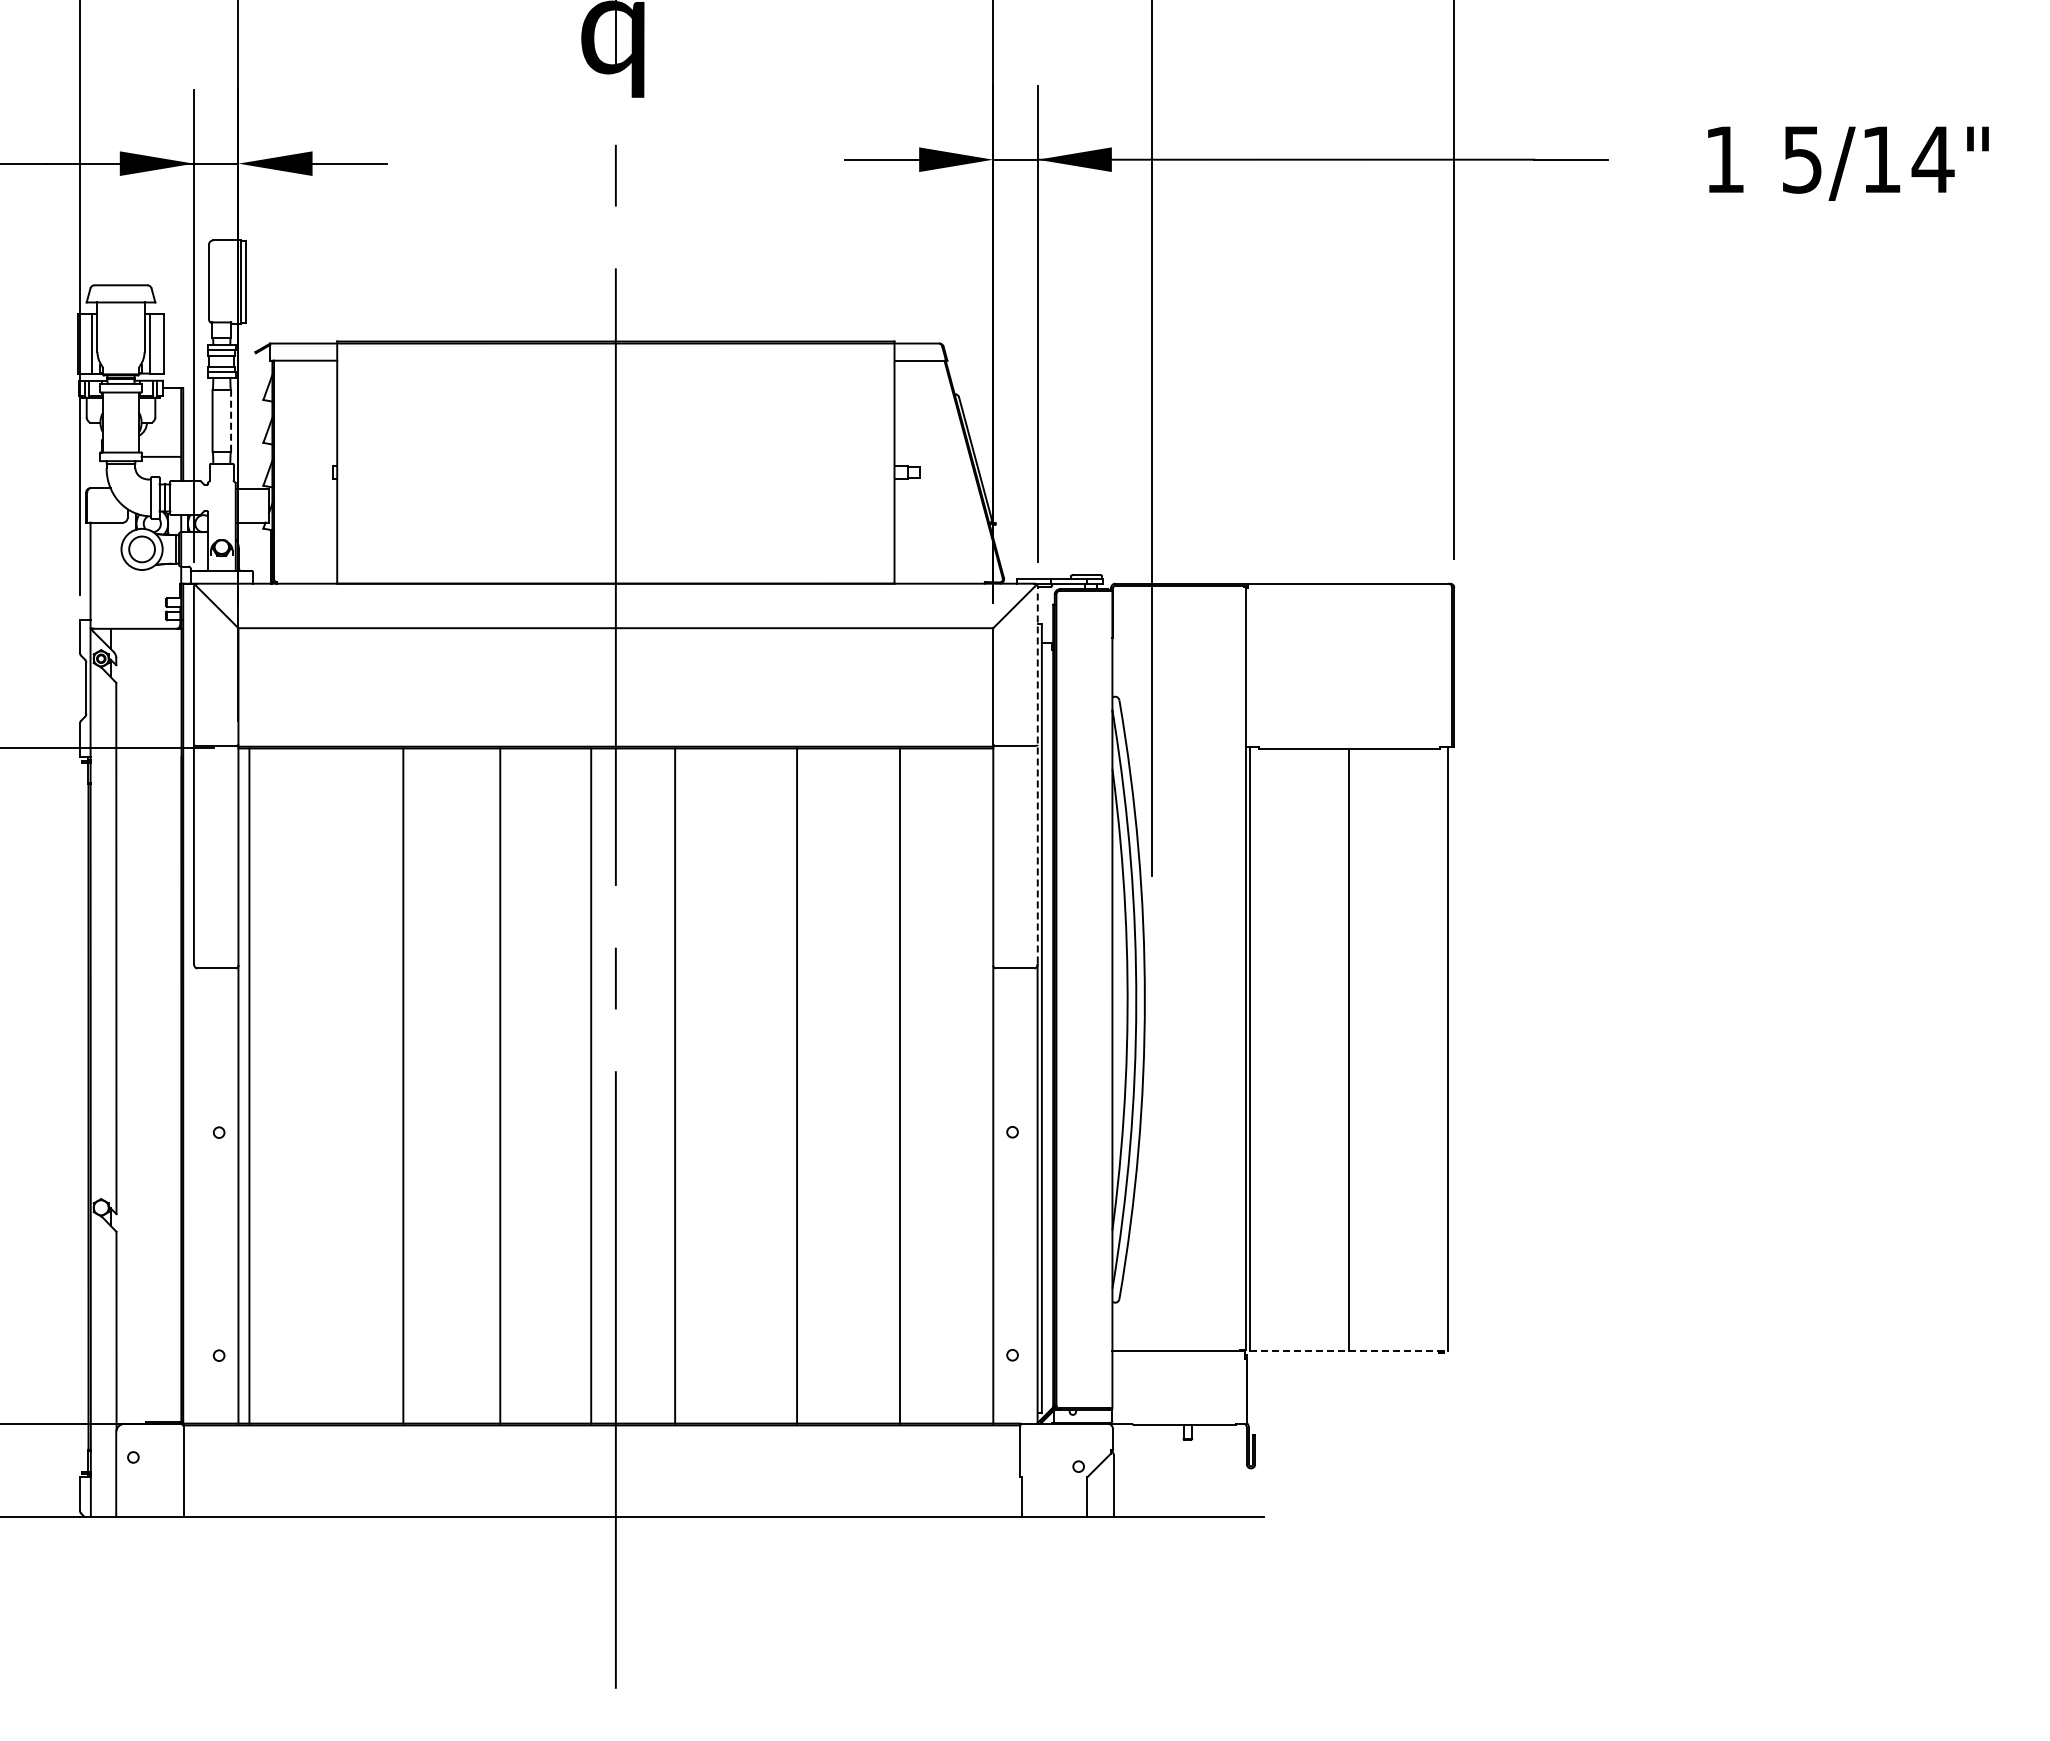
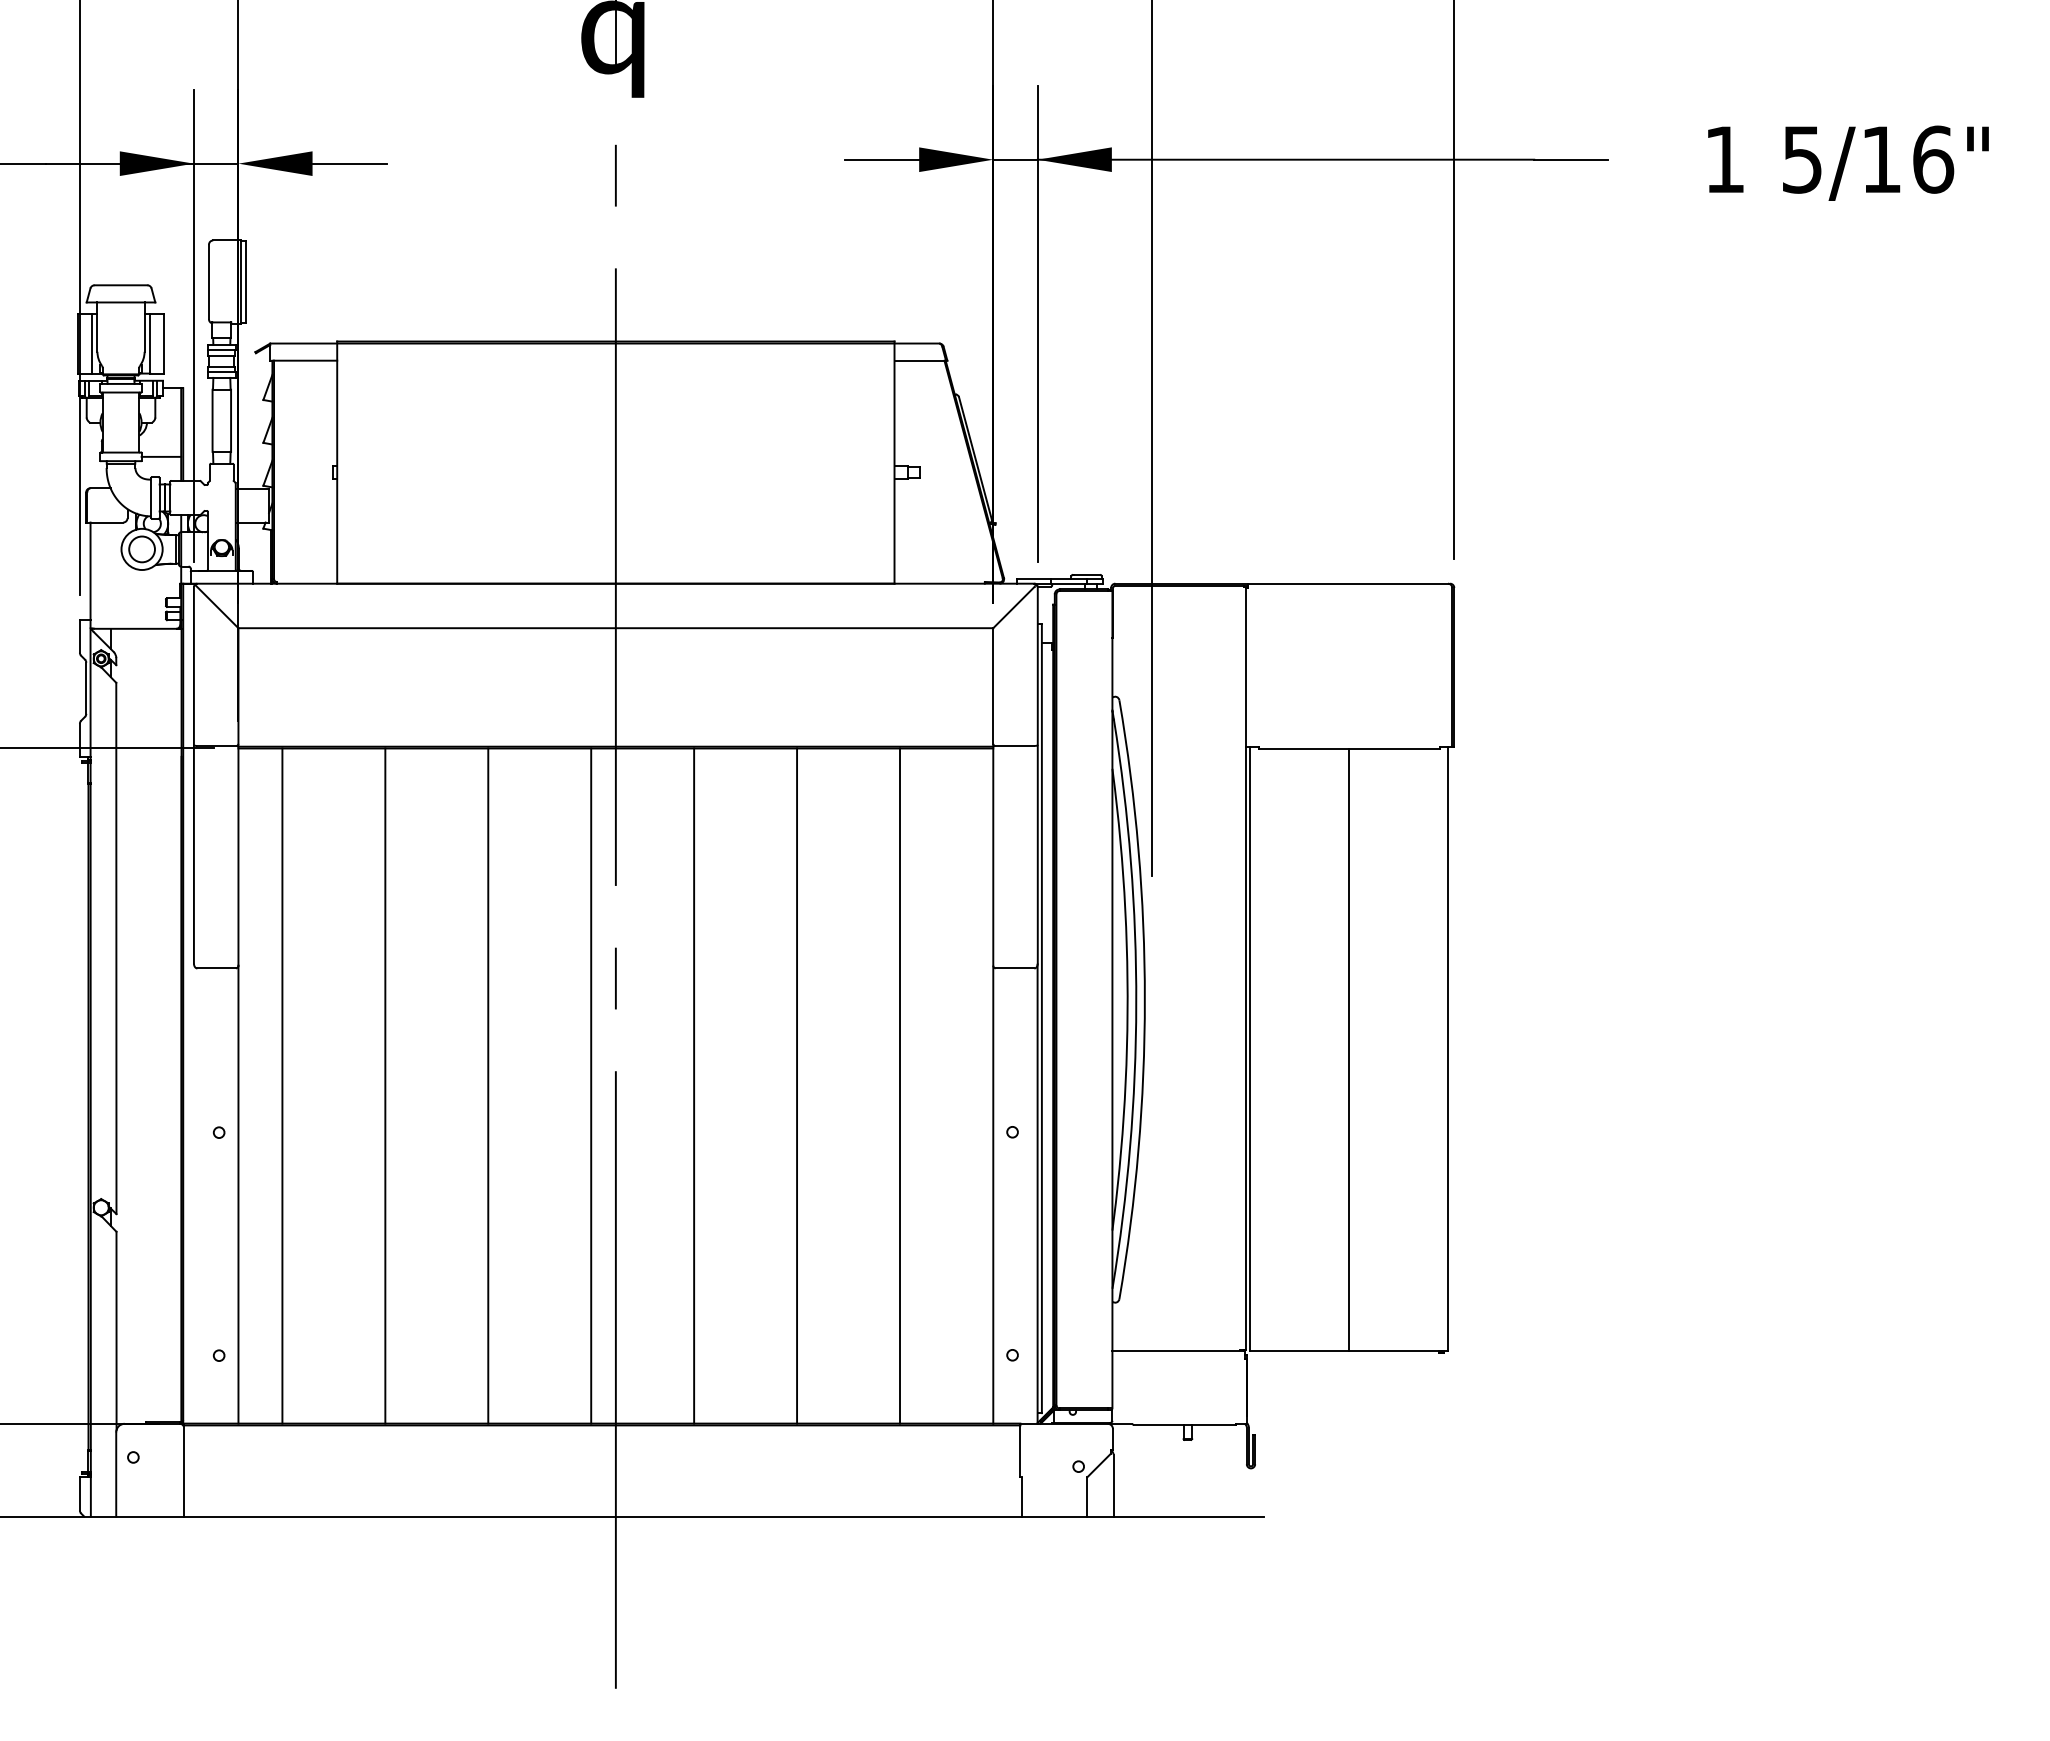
text: 5/14" -> 5/16" (1932, 159)
line: dashed -> solid (231, 421)
line: dashed -> solid (1037, 774)
line position: (249, 1085) -> (282, 1085) (282, 1085)
line position: (403, 1085) -> (385, 1085) (385, 1085)
line position: (500, 1085) -> (488, 1085) (488, 1085)
line position: (675, 1085) -> (694, 1085) (694, 1085)
line: dashed -> solid (1348, 1351)
